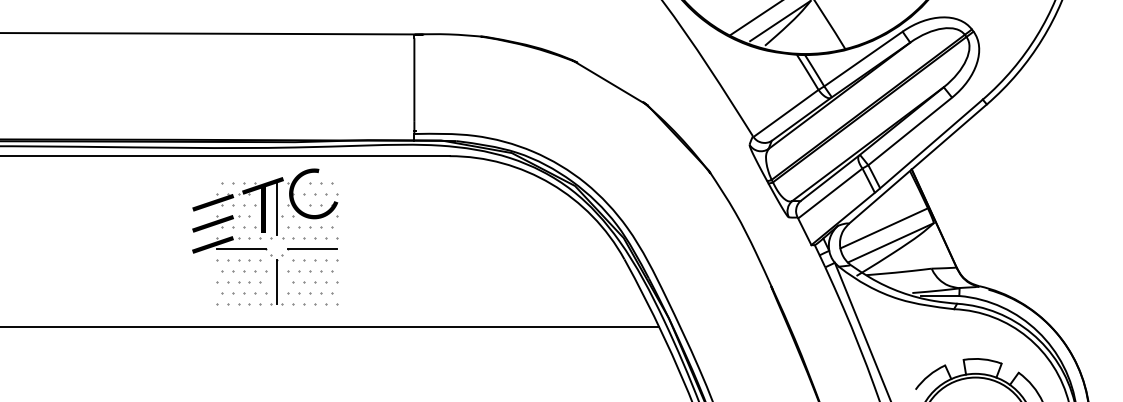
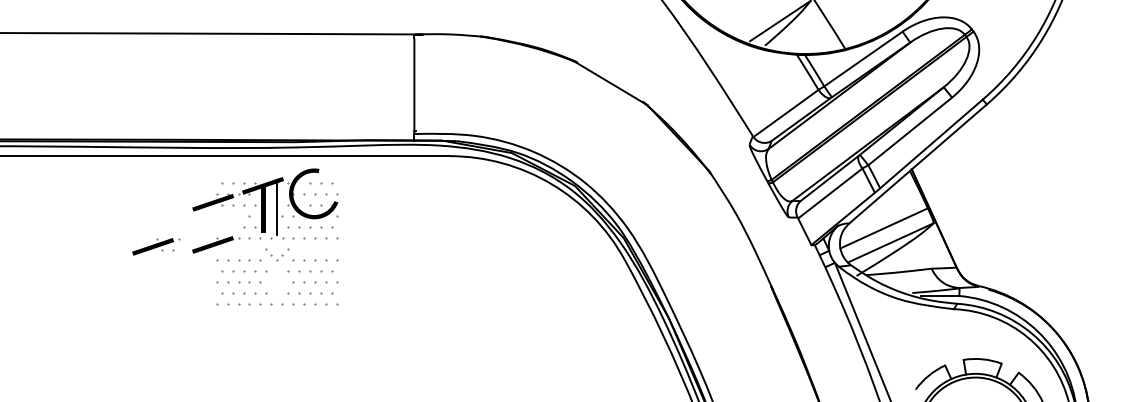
line: present -> none (755, 18)
part position: (216, 223) -> (156, 246) (156, 246)
line: present -> none (240, 249)
line: present -> none (312, 249)
line: present -> none (276, 282)
line: present -> none (330, 327)
